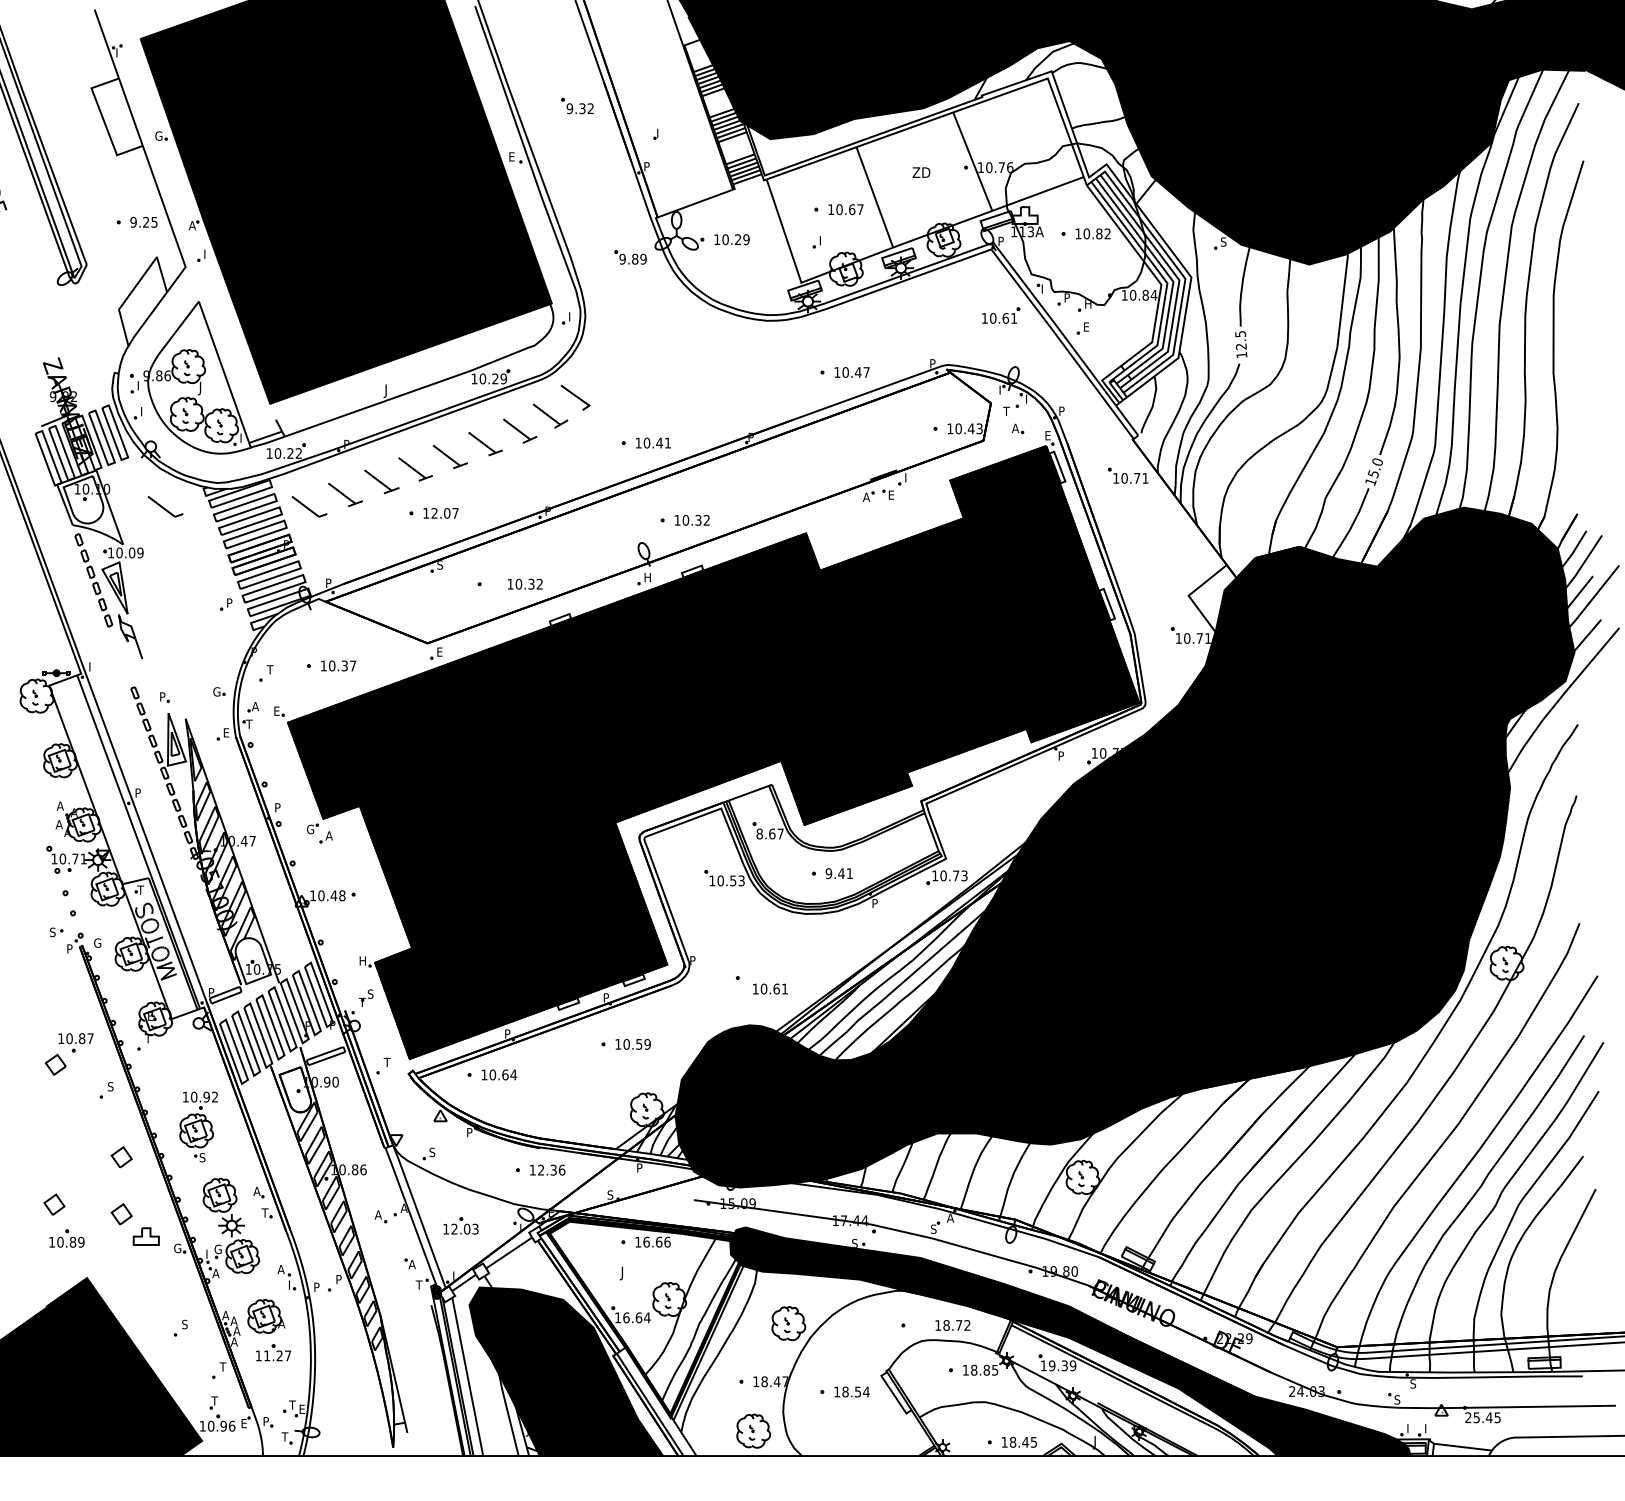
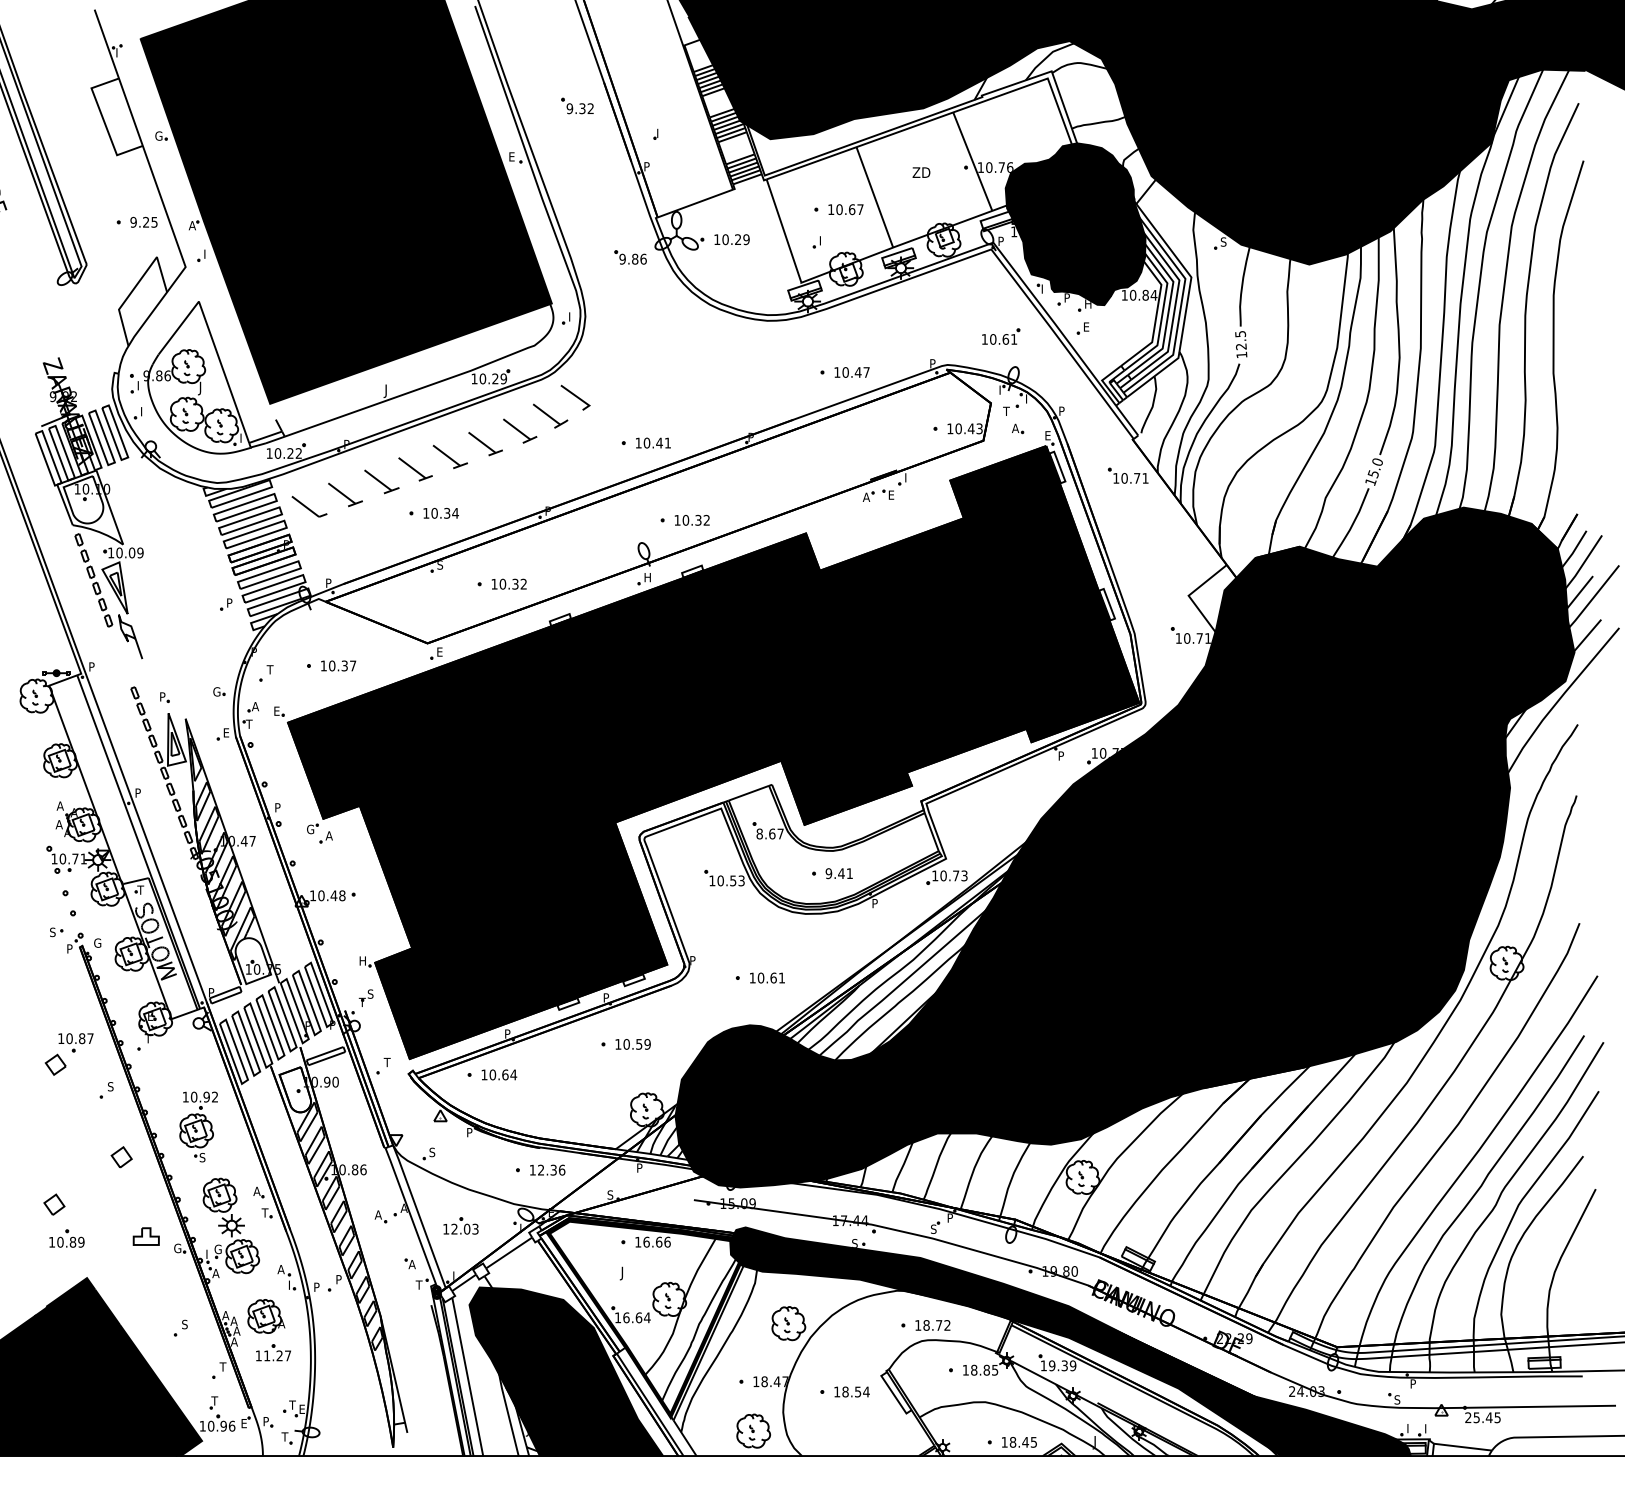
fill: none -> present (1075, 224)
text: 9.89 -> 9.86 (643, 258)
part position: (1001, 315) -> (1001, 336) (1001, 336)
part: present -> none (165, 506)
text: 12.07 -> 10.34 (444, 513)
text position: (524, 583) -> (508, 583) (508, 583)
text: I -> P (92, 664)
text position: (770, 988) -> (767, 977) (767, 977)
part: present -> none (121, 1214)
text: A -> P (950, 1217)
text position: (952, 1325) -> (932, 1325) (932, 1325)
text: S -> P (1413, 1383)
